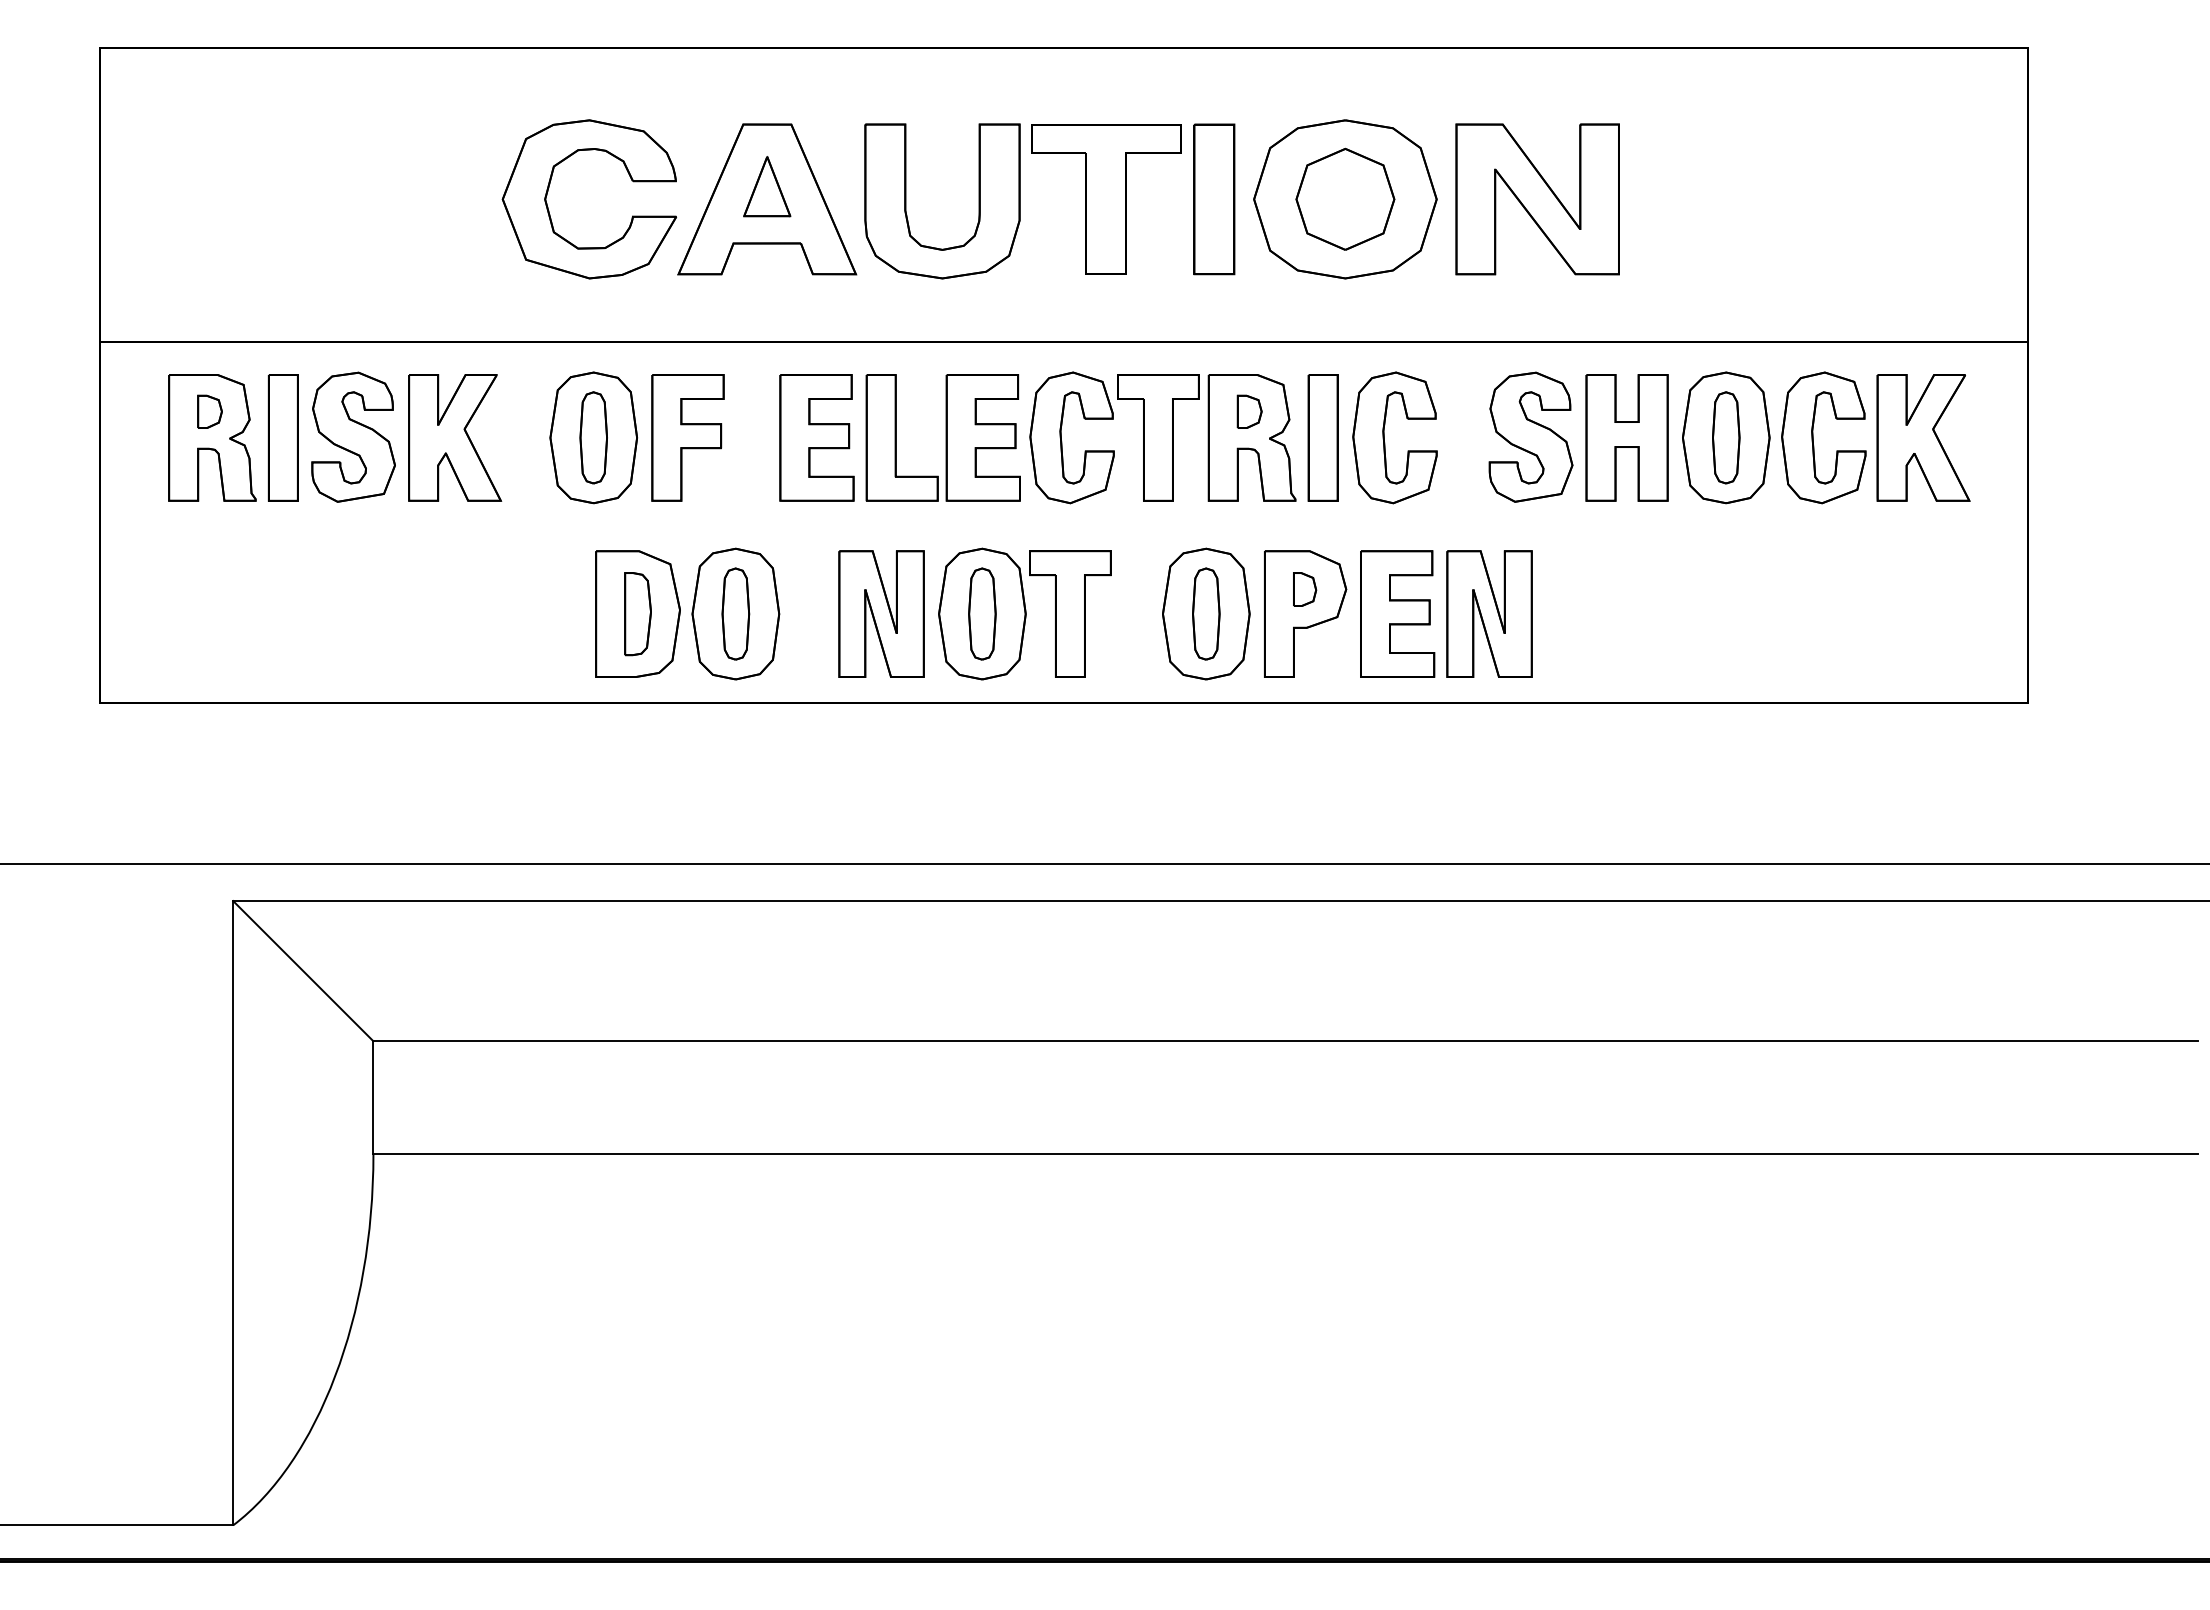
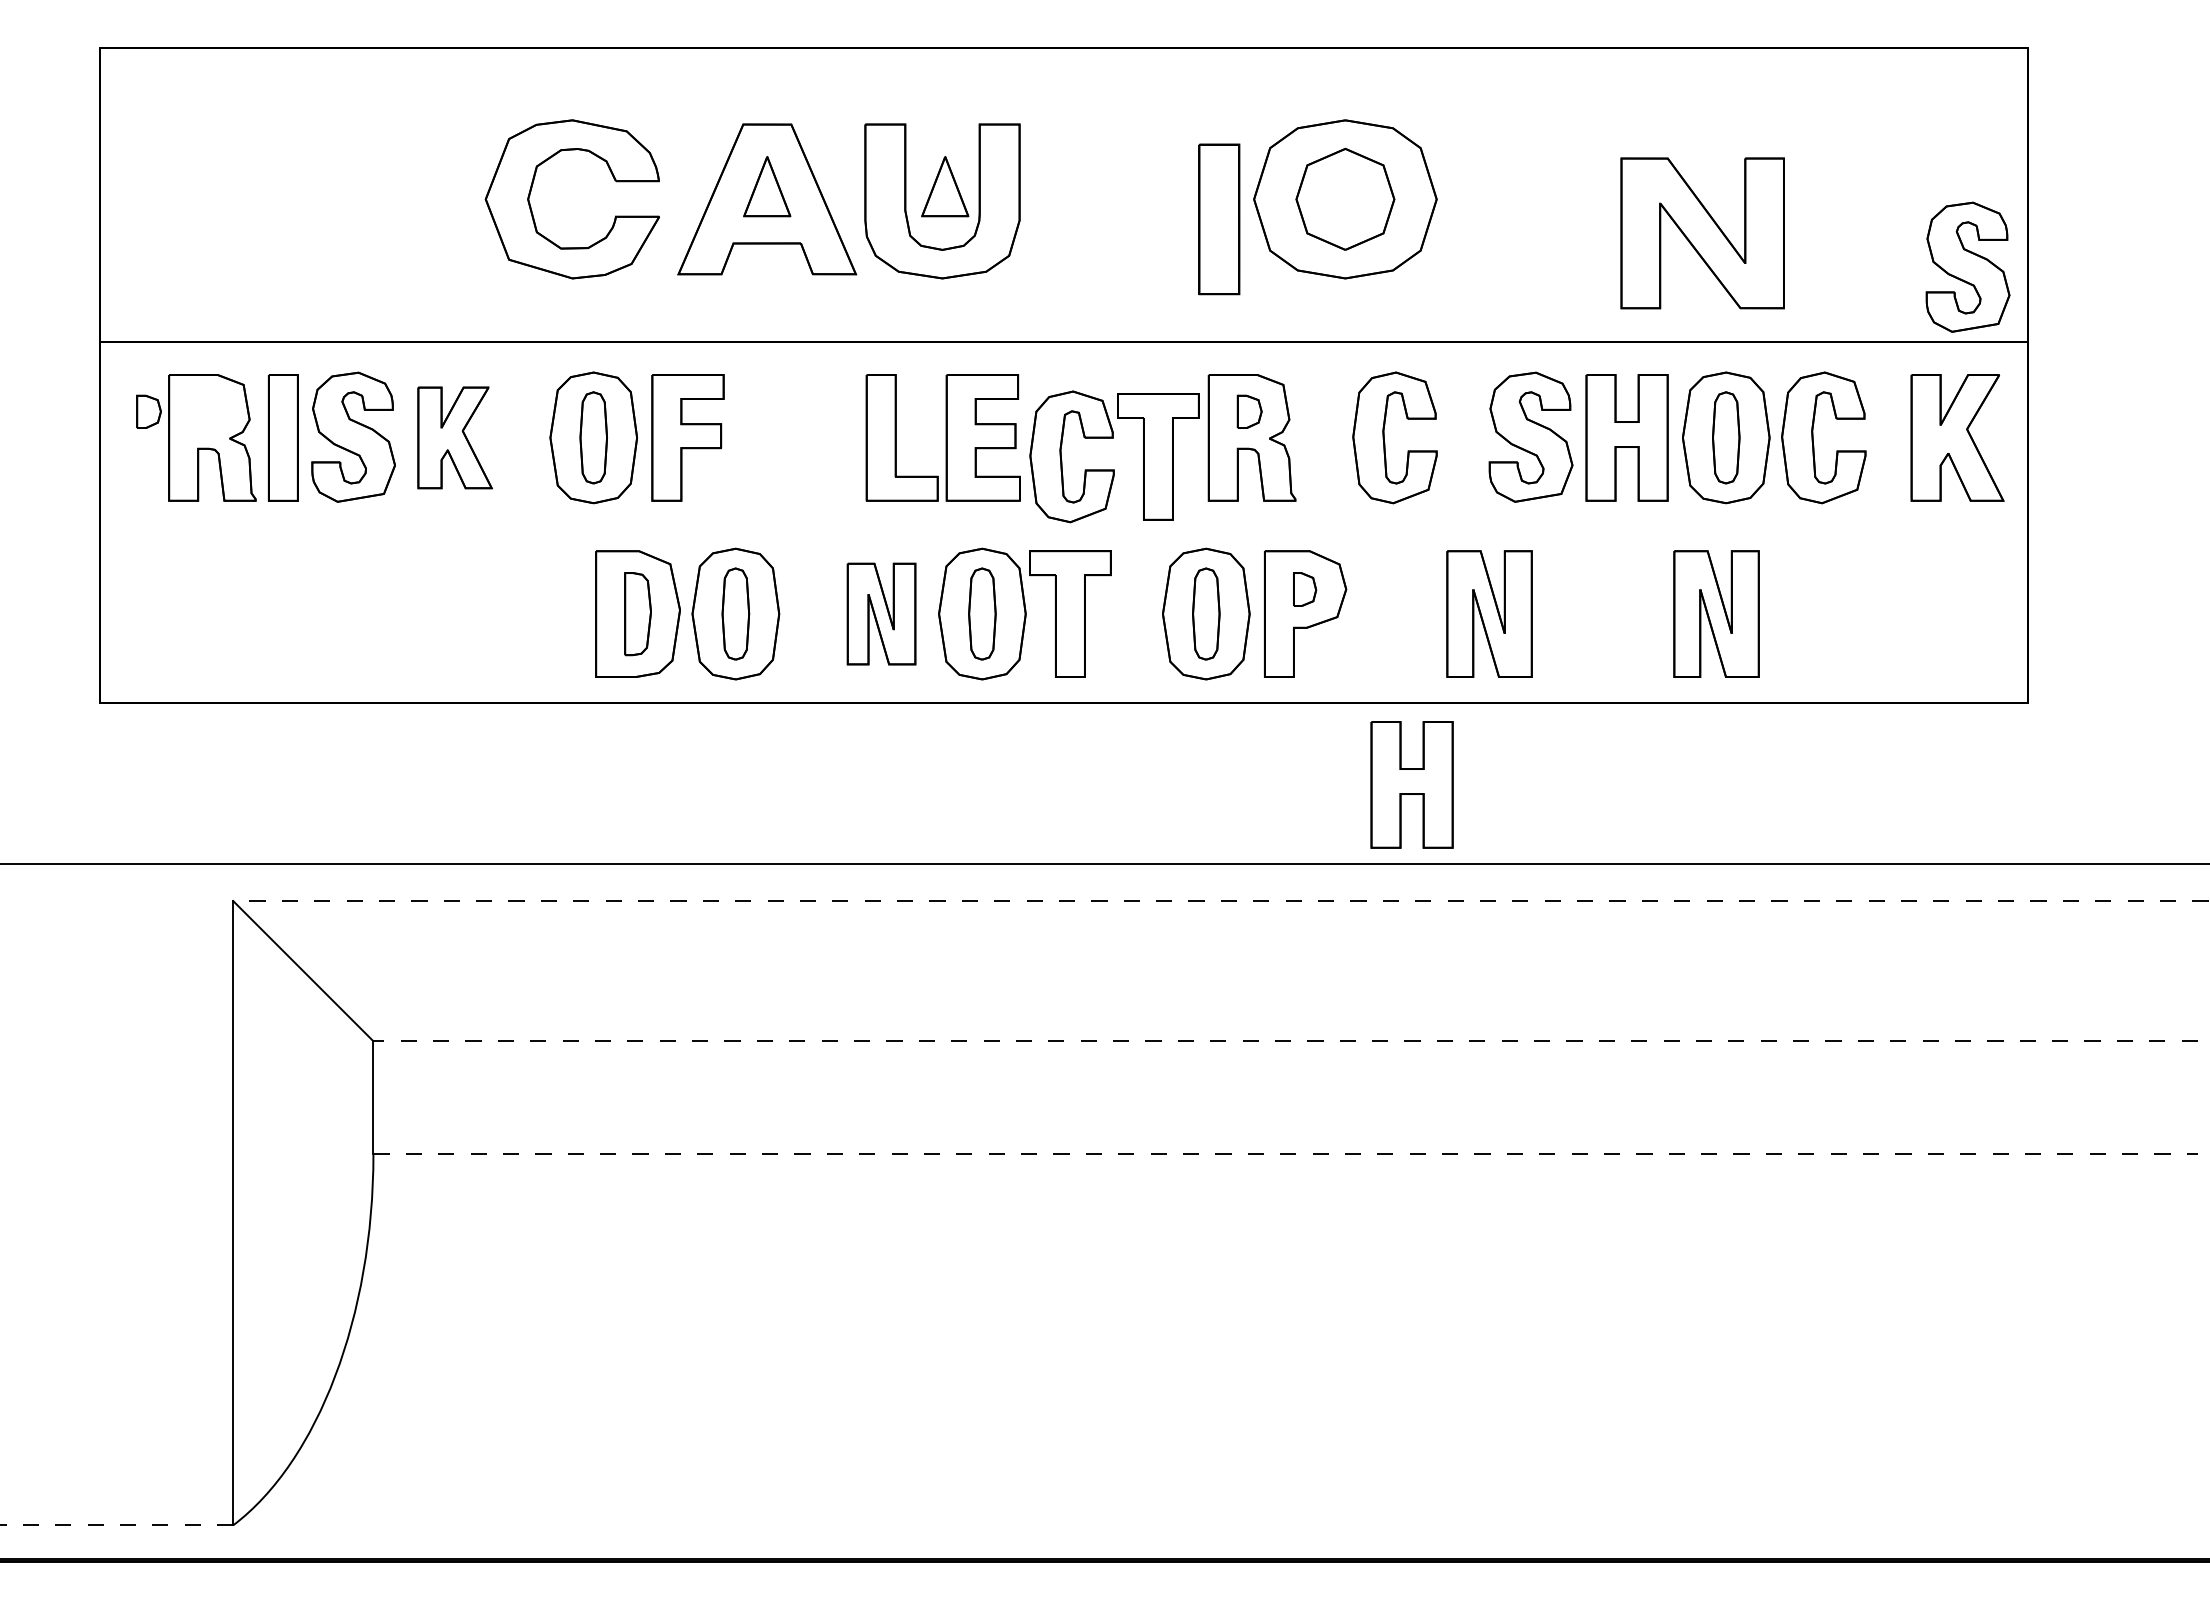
part: none -> present (945, 186)
part: present -> none (1106, 199)
part position: (1214, 199) -> (1219, 219) (1219, 219)
part position: (1537, 199) -> (1702, 233) (1702, 233)
part position: (549, 210) -> (532, 210) (532, 210)
part: none -> present (1967, 266)
part position: (209, 411) -> (148, 411) (148, 411)
part size: 95x128 px -> 76x104 px (454, 437)
part: present -> none (816, 437)
part: present -> none (1322, 437)
part position: (1923, 437) -> (1957, 437) (1957, 437)
part position: (1114, 450) -> (1114, 469) (1114, 469)
part size: 87x128 px -> 71x104 px (881, 613)
part: present -> none (1397, 613)
part: none -> present (1716, 613)
part: none -> present (1411, 784)
line: solid -> dashed (1221, 901)
line: solid -> dashed (1285, 1041)
line: solid -> dashed (1286, 1154)
line: solid -> dashed (116, 1525)
